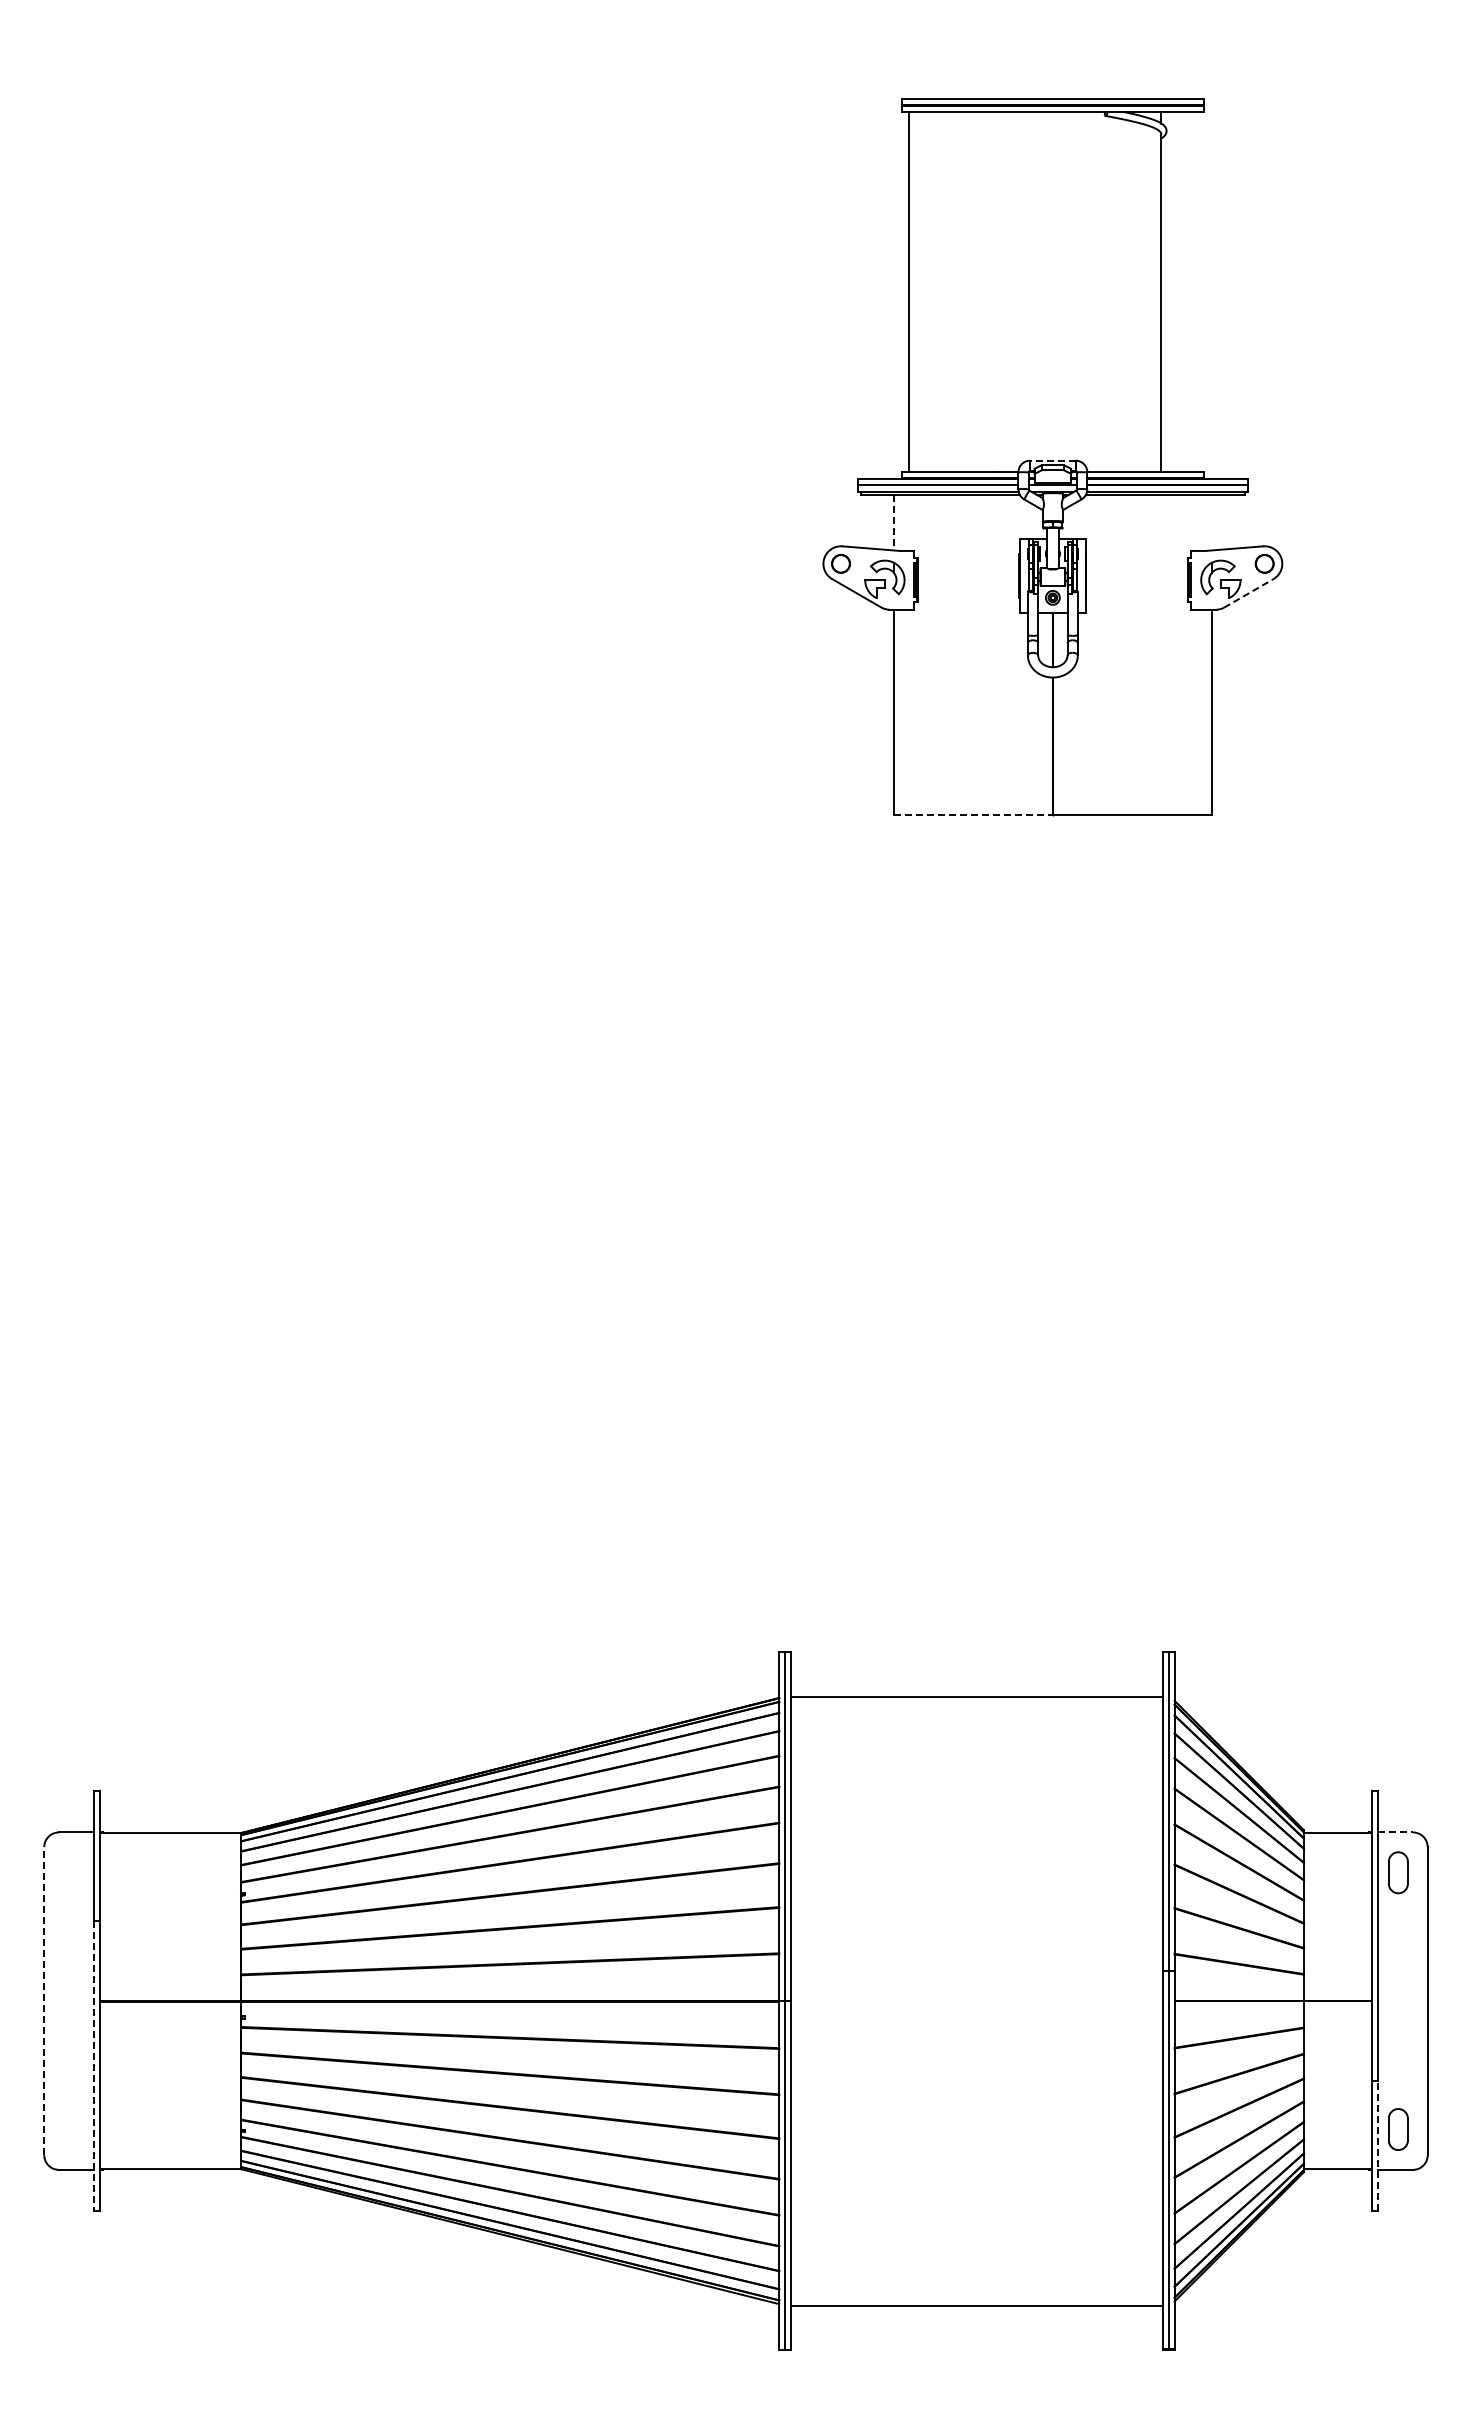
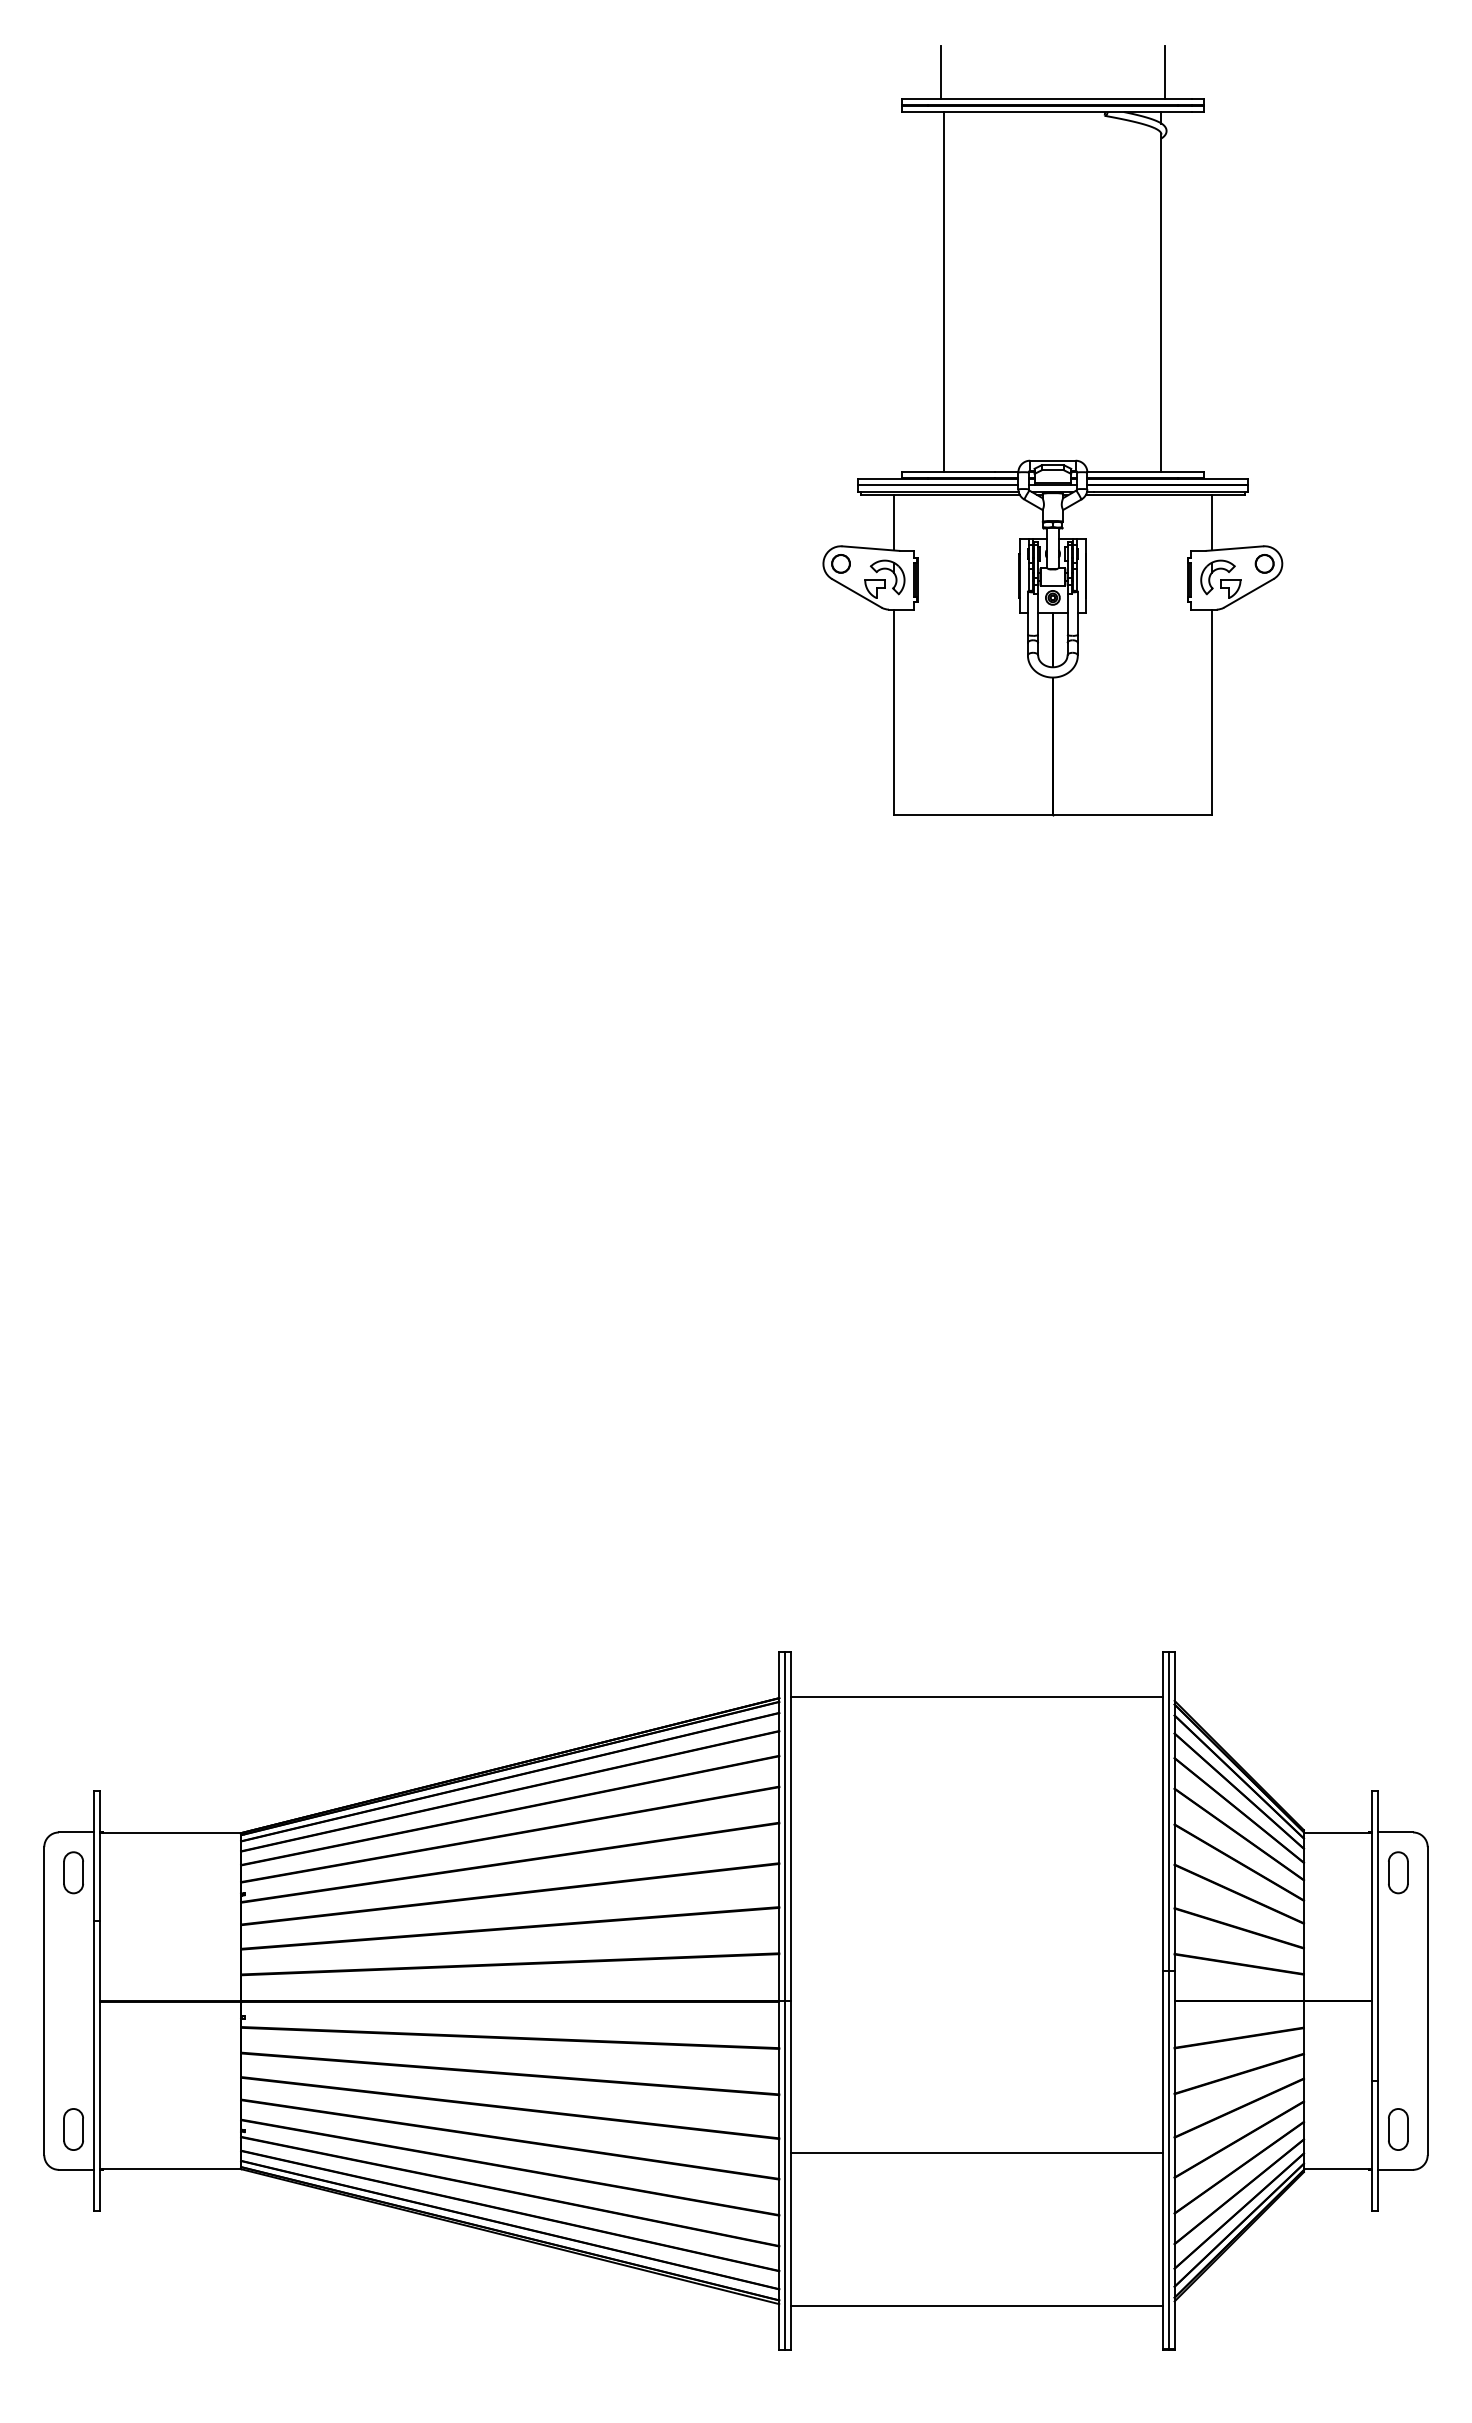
line: none -> present (940, 72)
line: none -> present (1165, 72)
line position: (909, 292) -> (944, 292) (944, 292)
line: dashed -> solid (1052, 460)
line: dashed -> solid (893, 522)
line: none -> present (1212, 522)
line: dashed -> solid (1248, 593)
line: dashed -> solid (973, 815)
line: dashed -> solid (1395, 1832)
part: none -> present (73, 1872)
line: dashed -> solid (44, 2000)
line: dashed -> solid (94, 2066)
part: none -> present (73, 2129)
line: dashed -> solid (1377, 2146)
line: none -> present (976, 2152)
